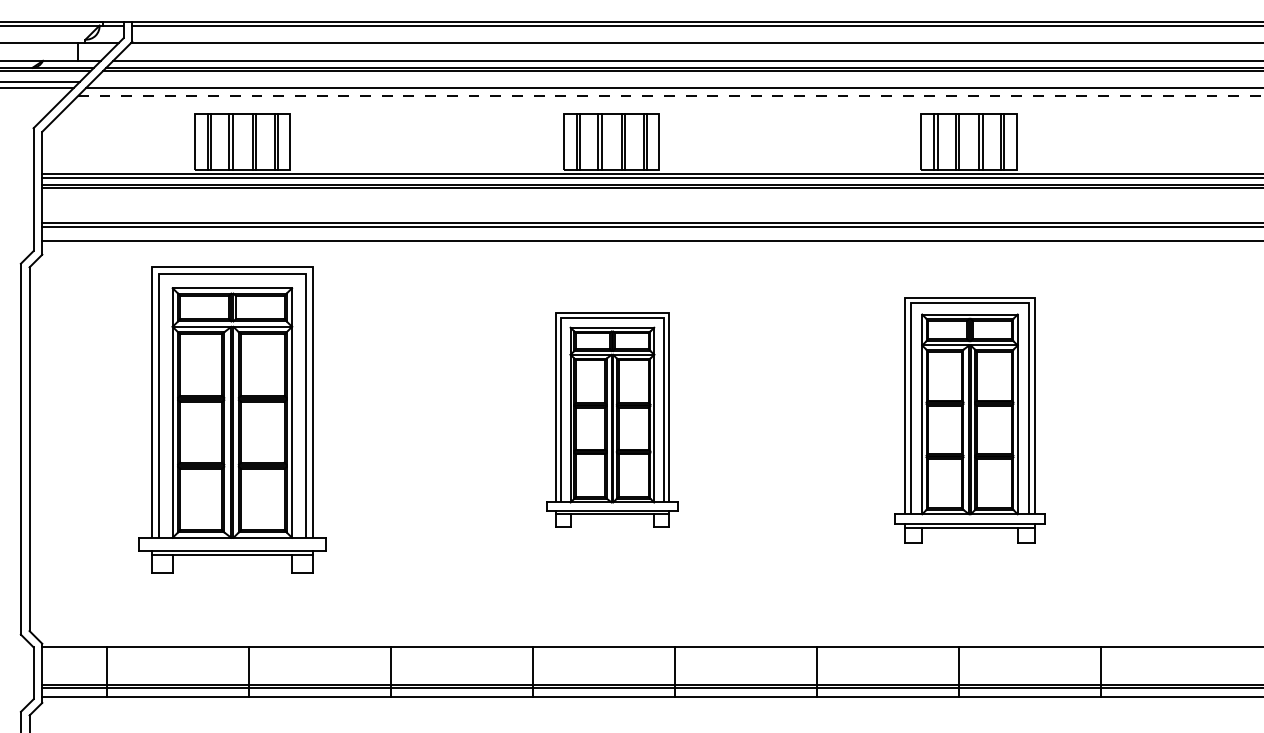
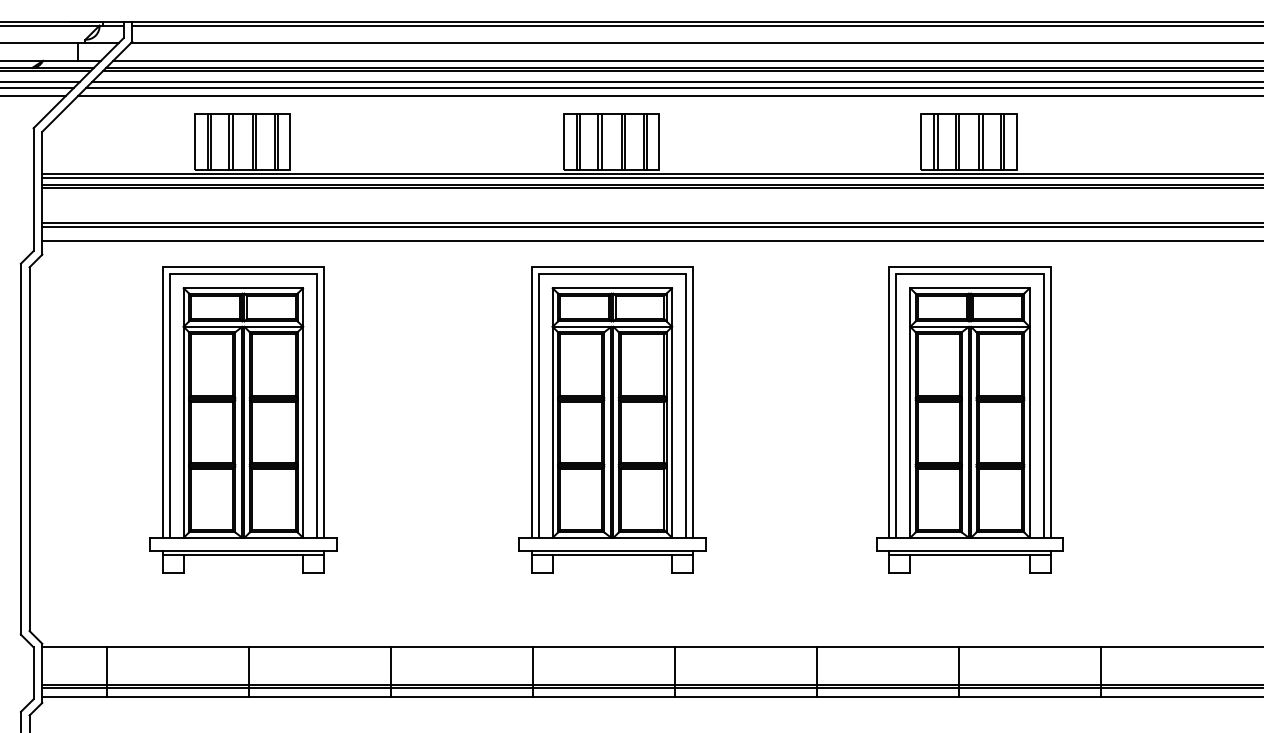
line: none -> present (676, 82)
line: none -> present (33, 96)
line: dashed -> solid (670, 96)
part position: (232, 419) -> (243, 419) (243, 419)
part size: 133x216 px -> 189x308 px (612, 419)
part size: 152x247 px -> 188x308 px (969, 419)
